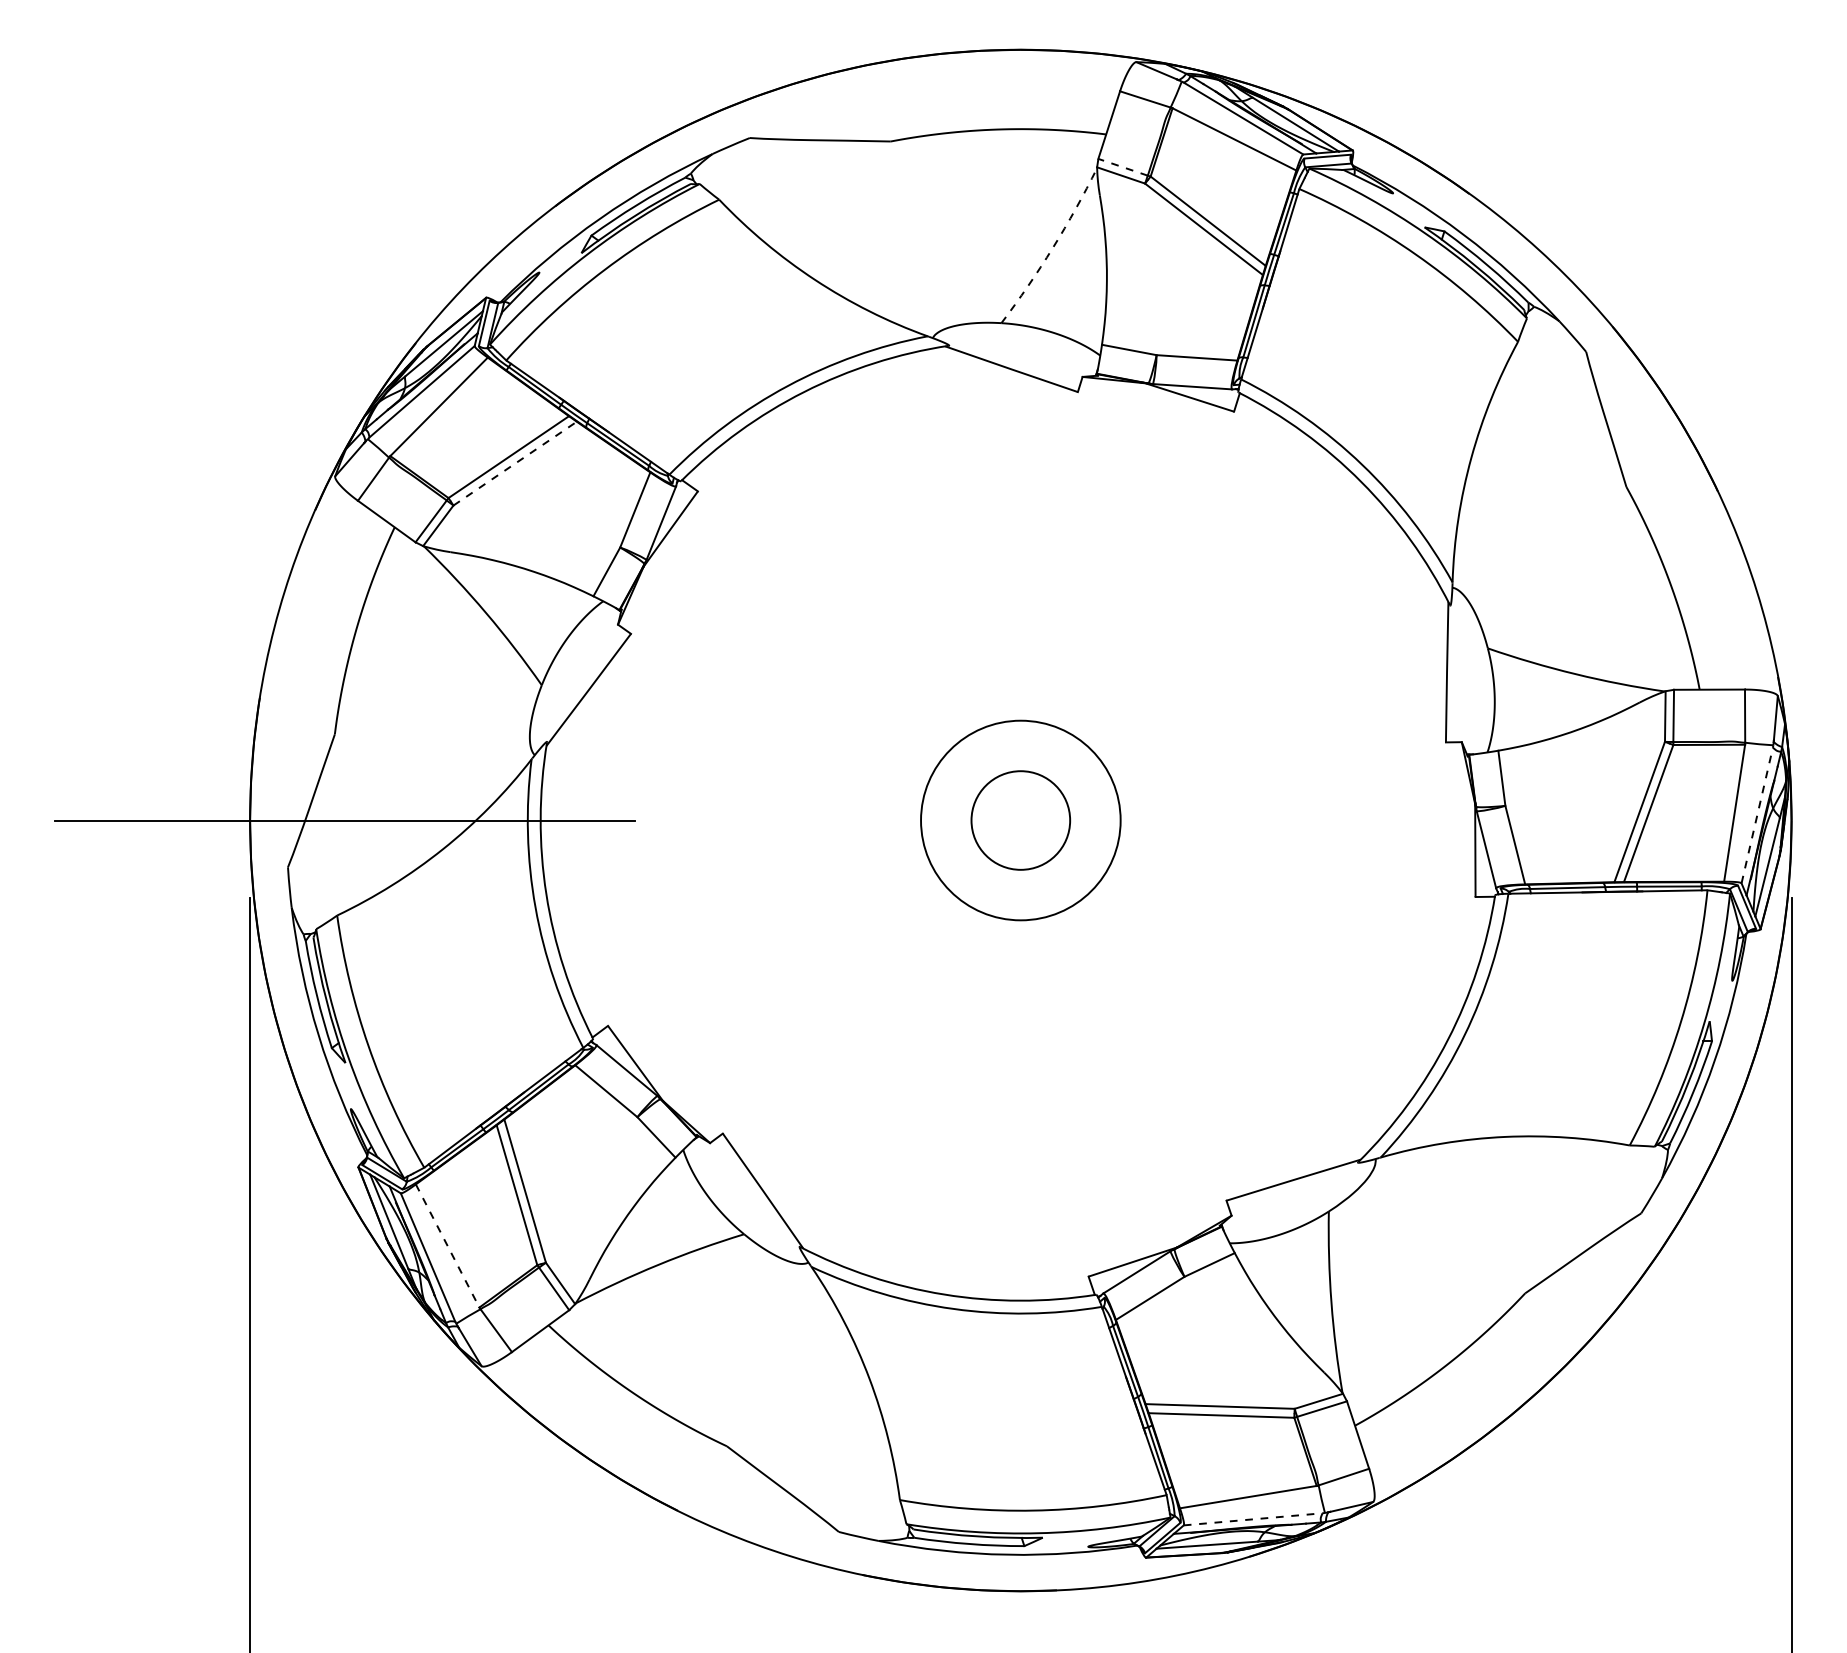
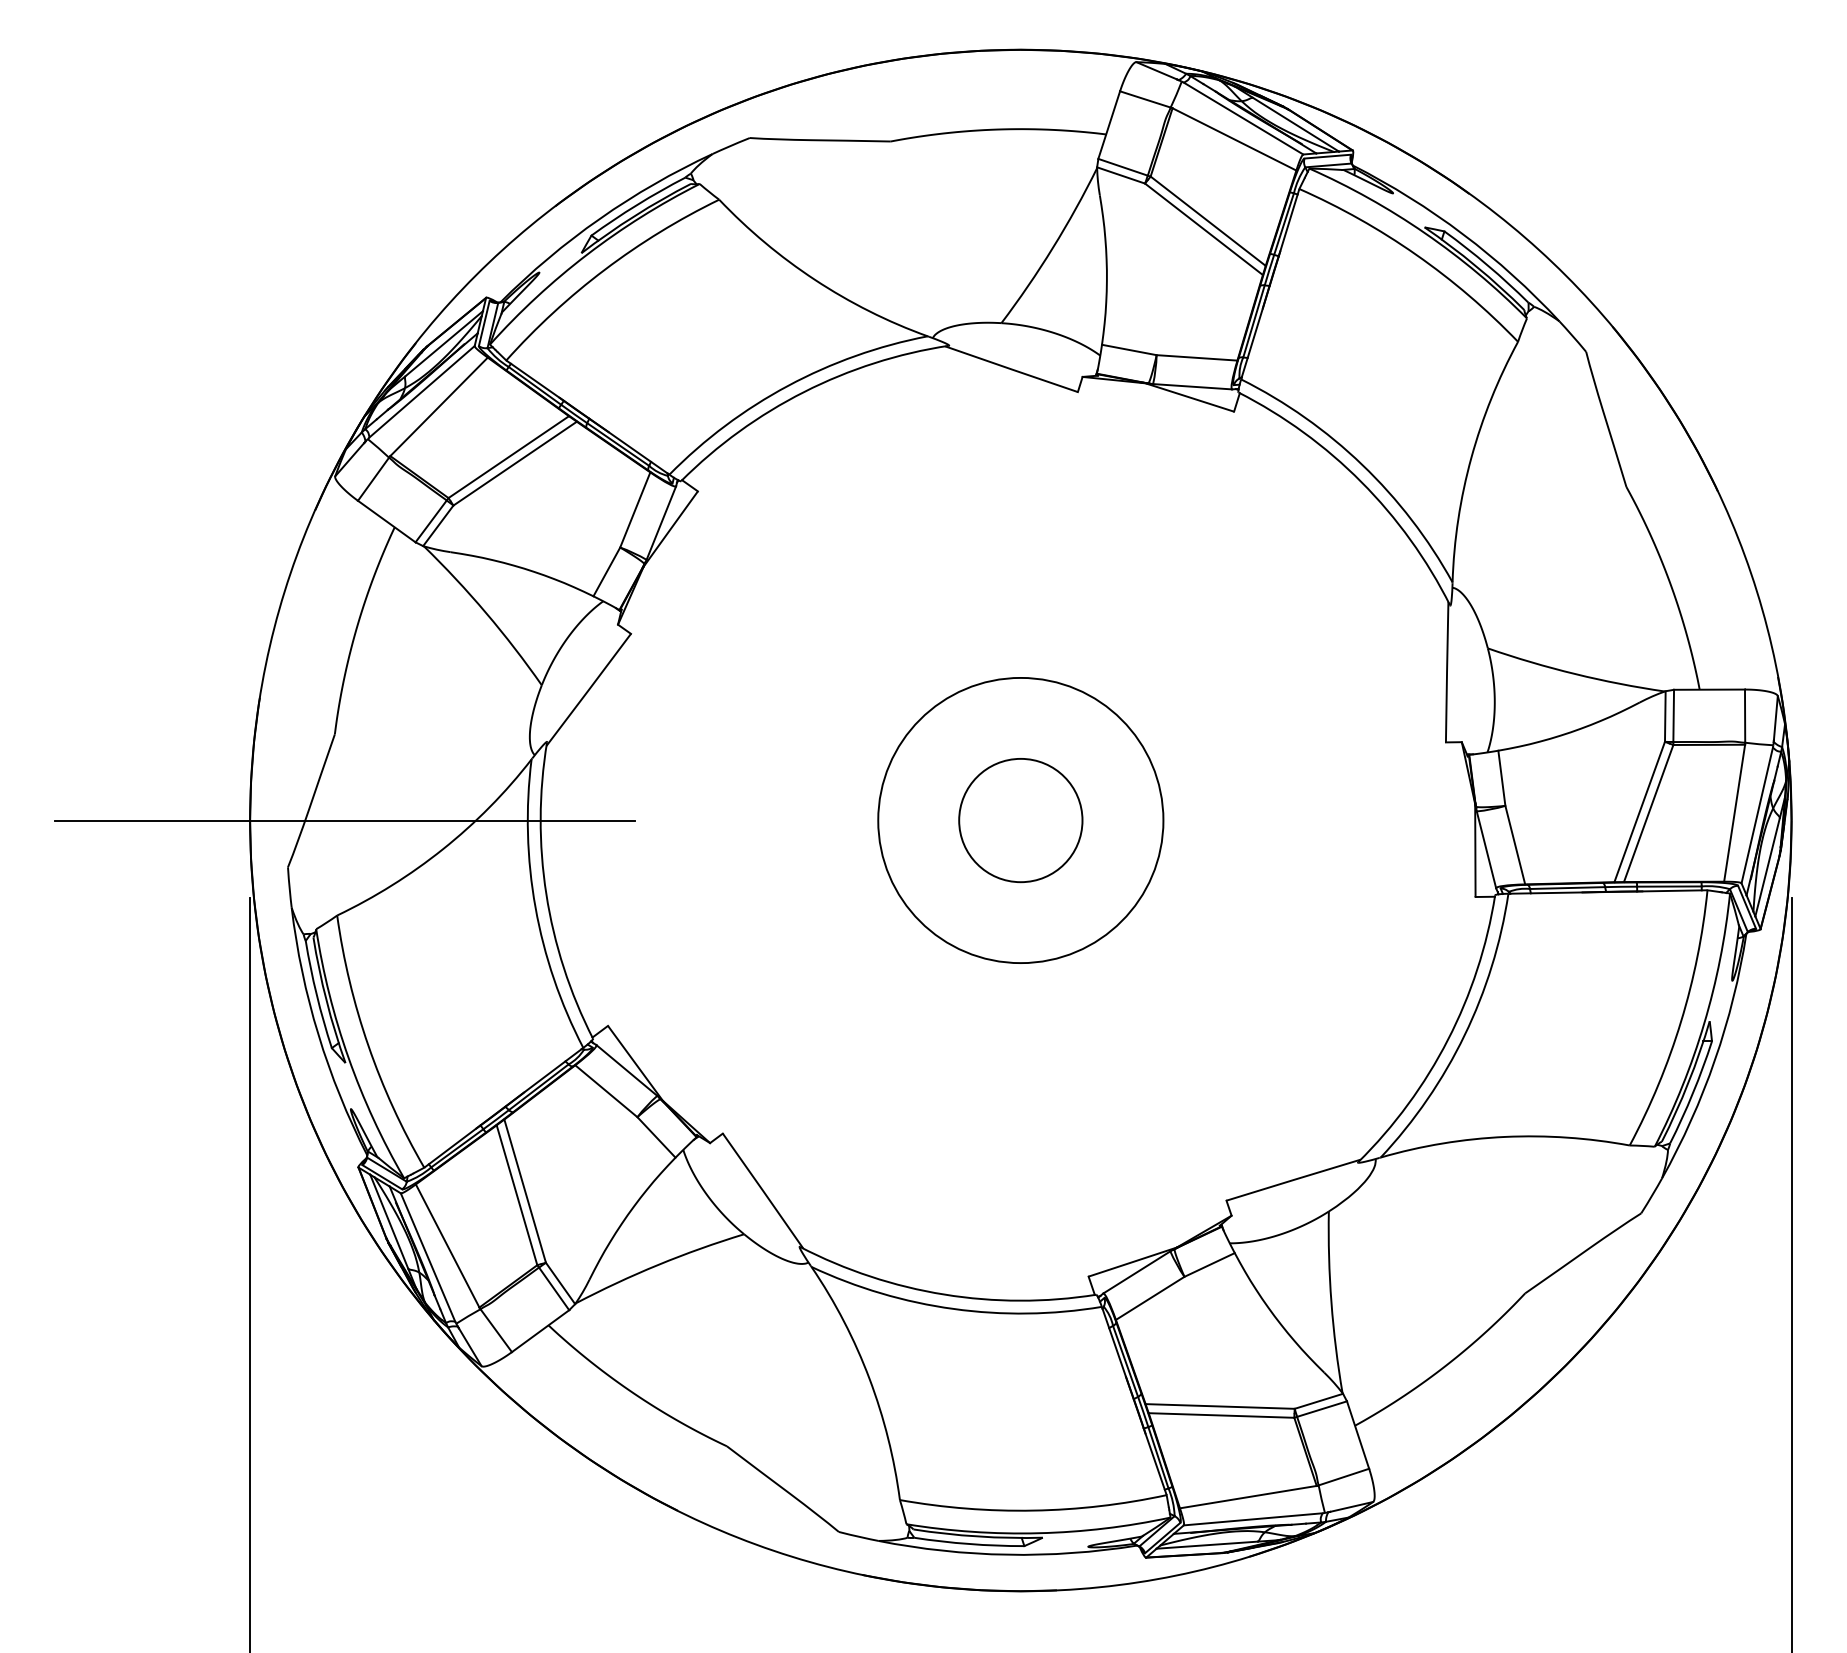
line: dashed -> solid (1122, 167)
arc: dashed -> solid (1052, 247)
line: dashed -> solid (515, 463)
line: dashed -> solid (1757, 815)
circle diameter: 200 px -> 285 px (1020, 820)
circle diameter: 99 px -> 123 px (1020, 820)
line: dashed -> solid (447, 1246)
line: dashed -> solid (1253, 1519)
